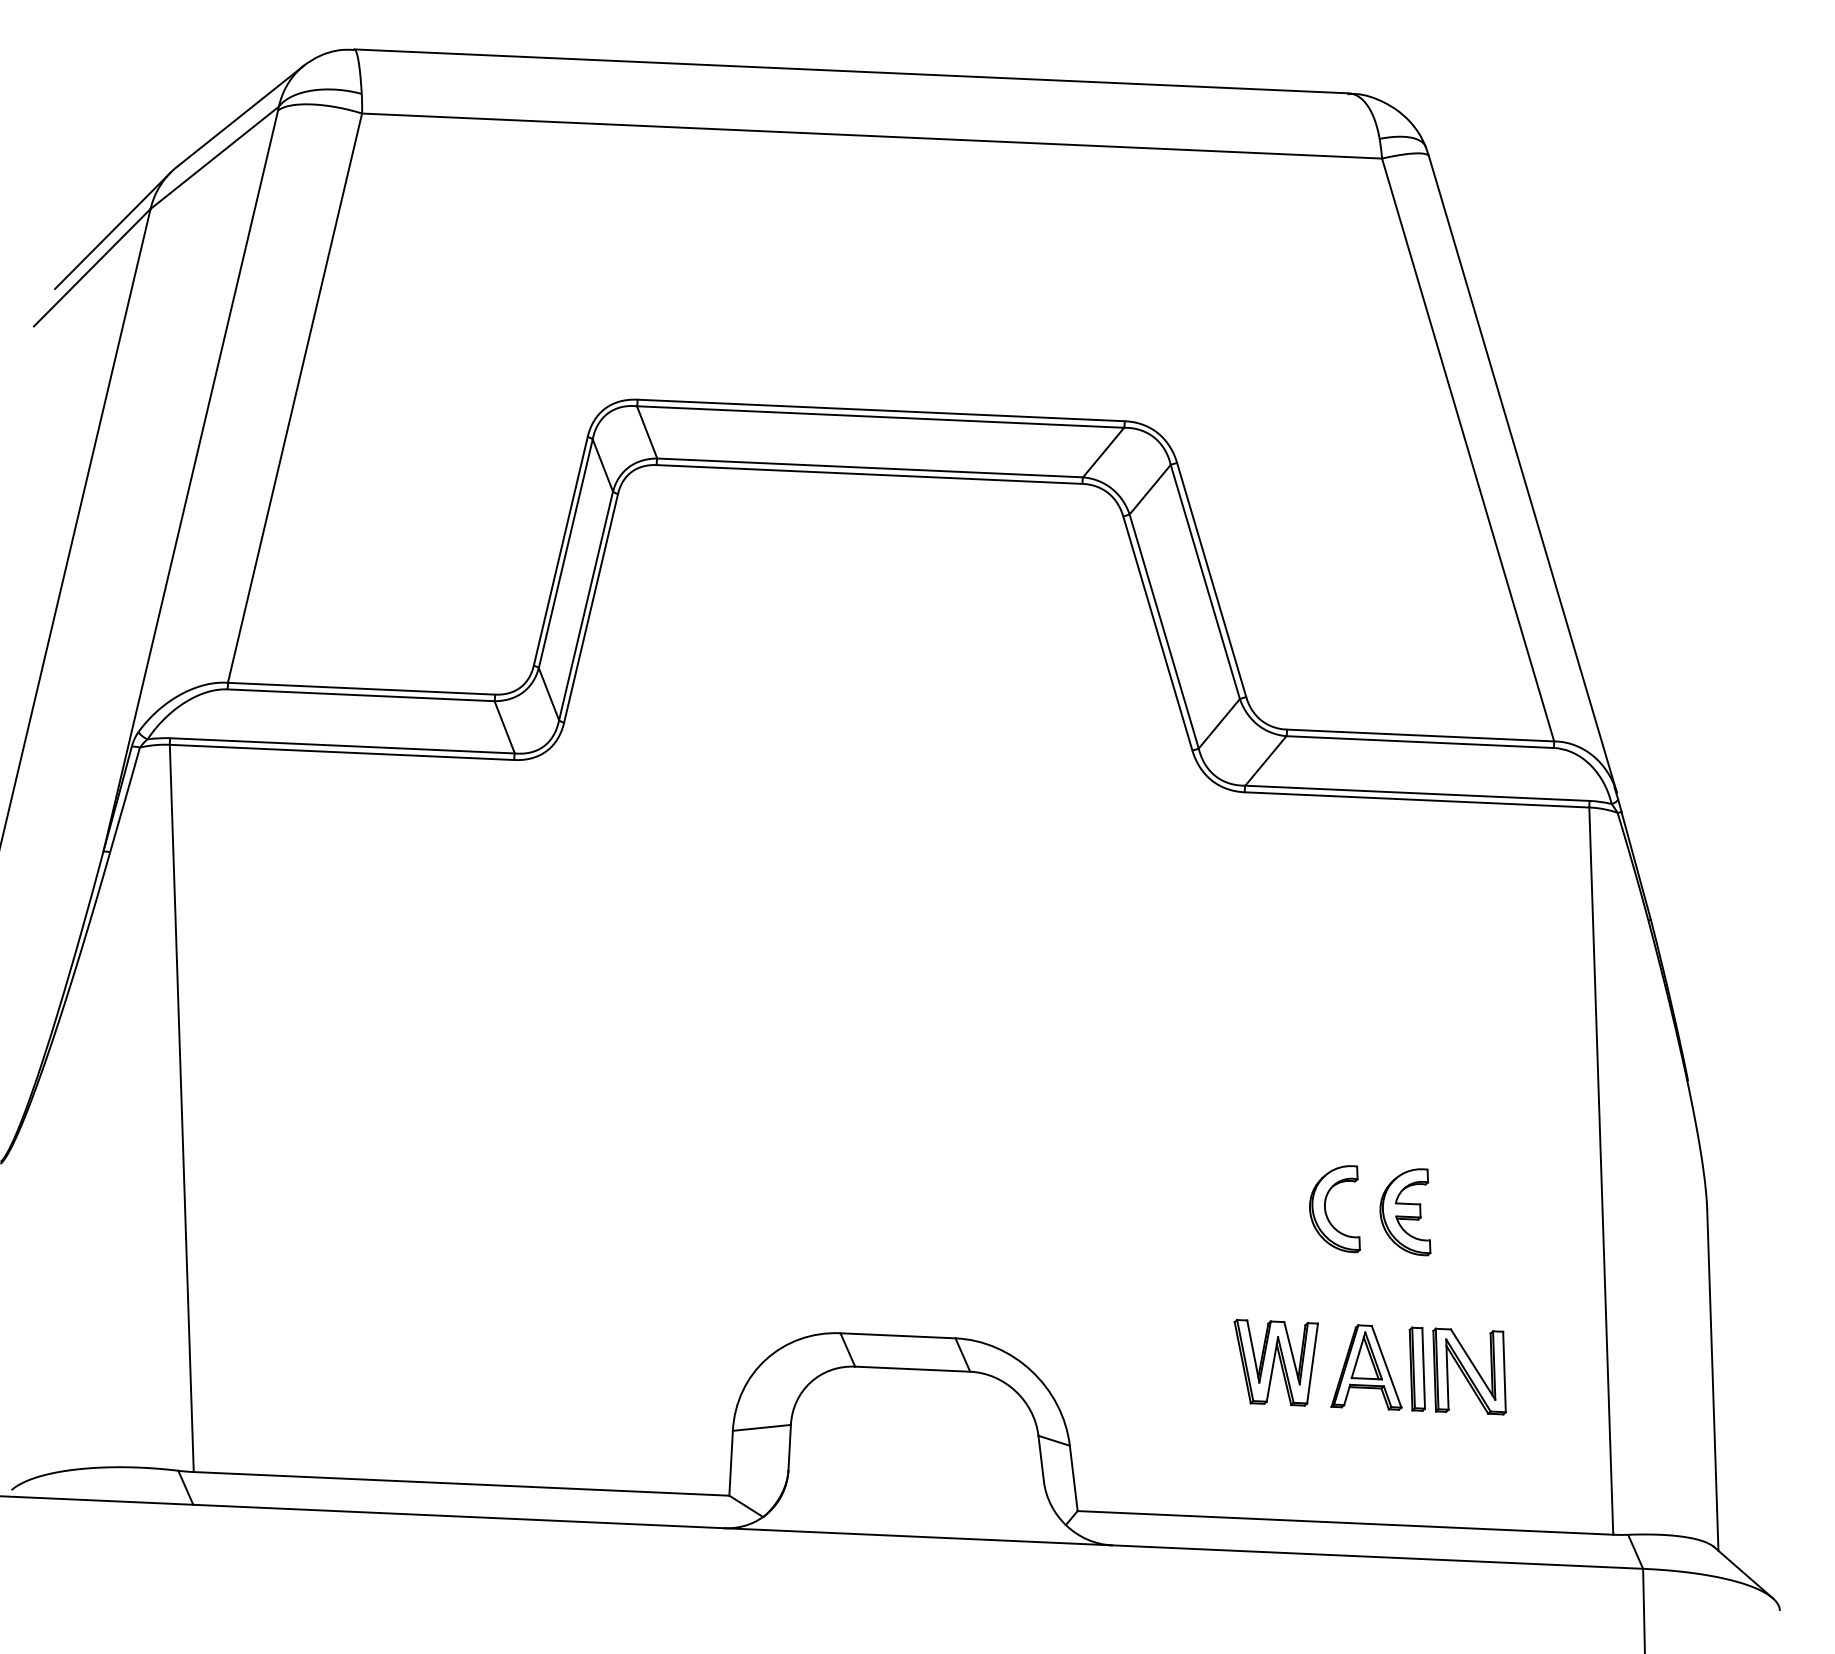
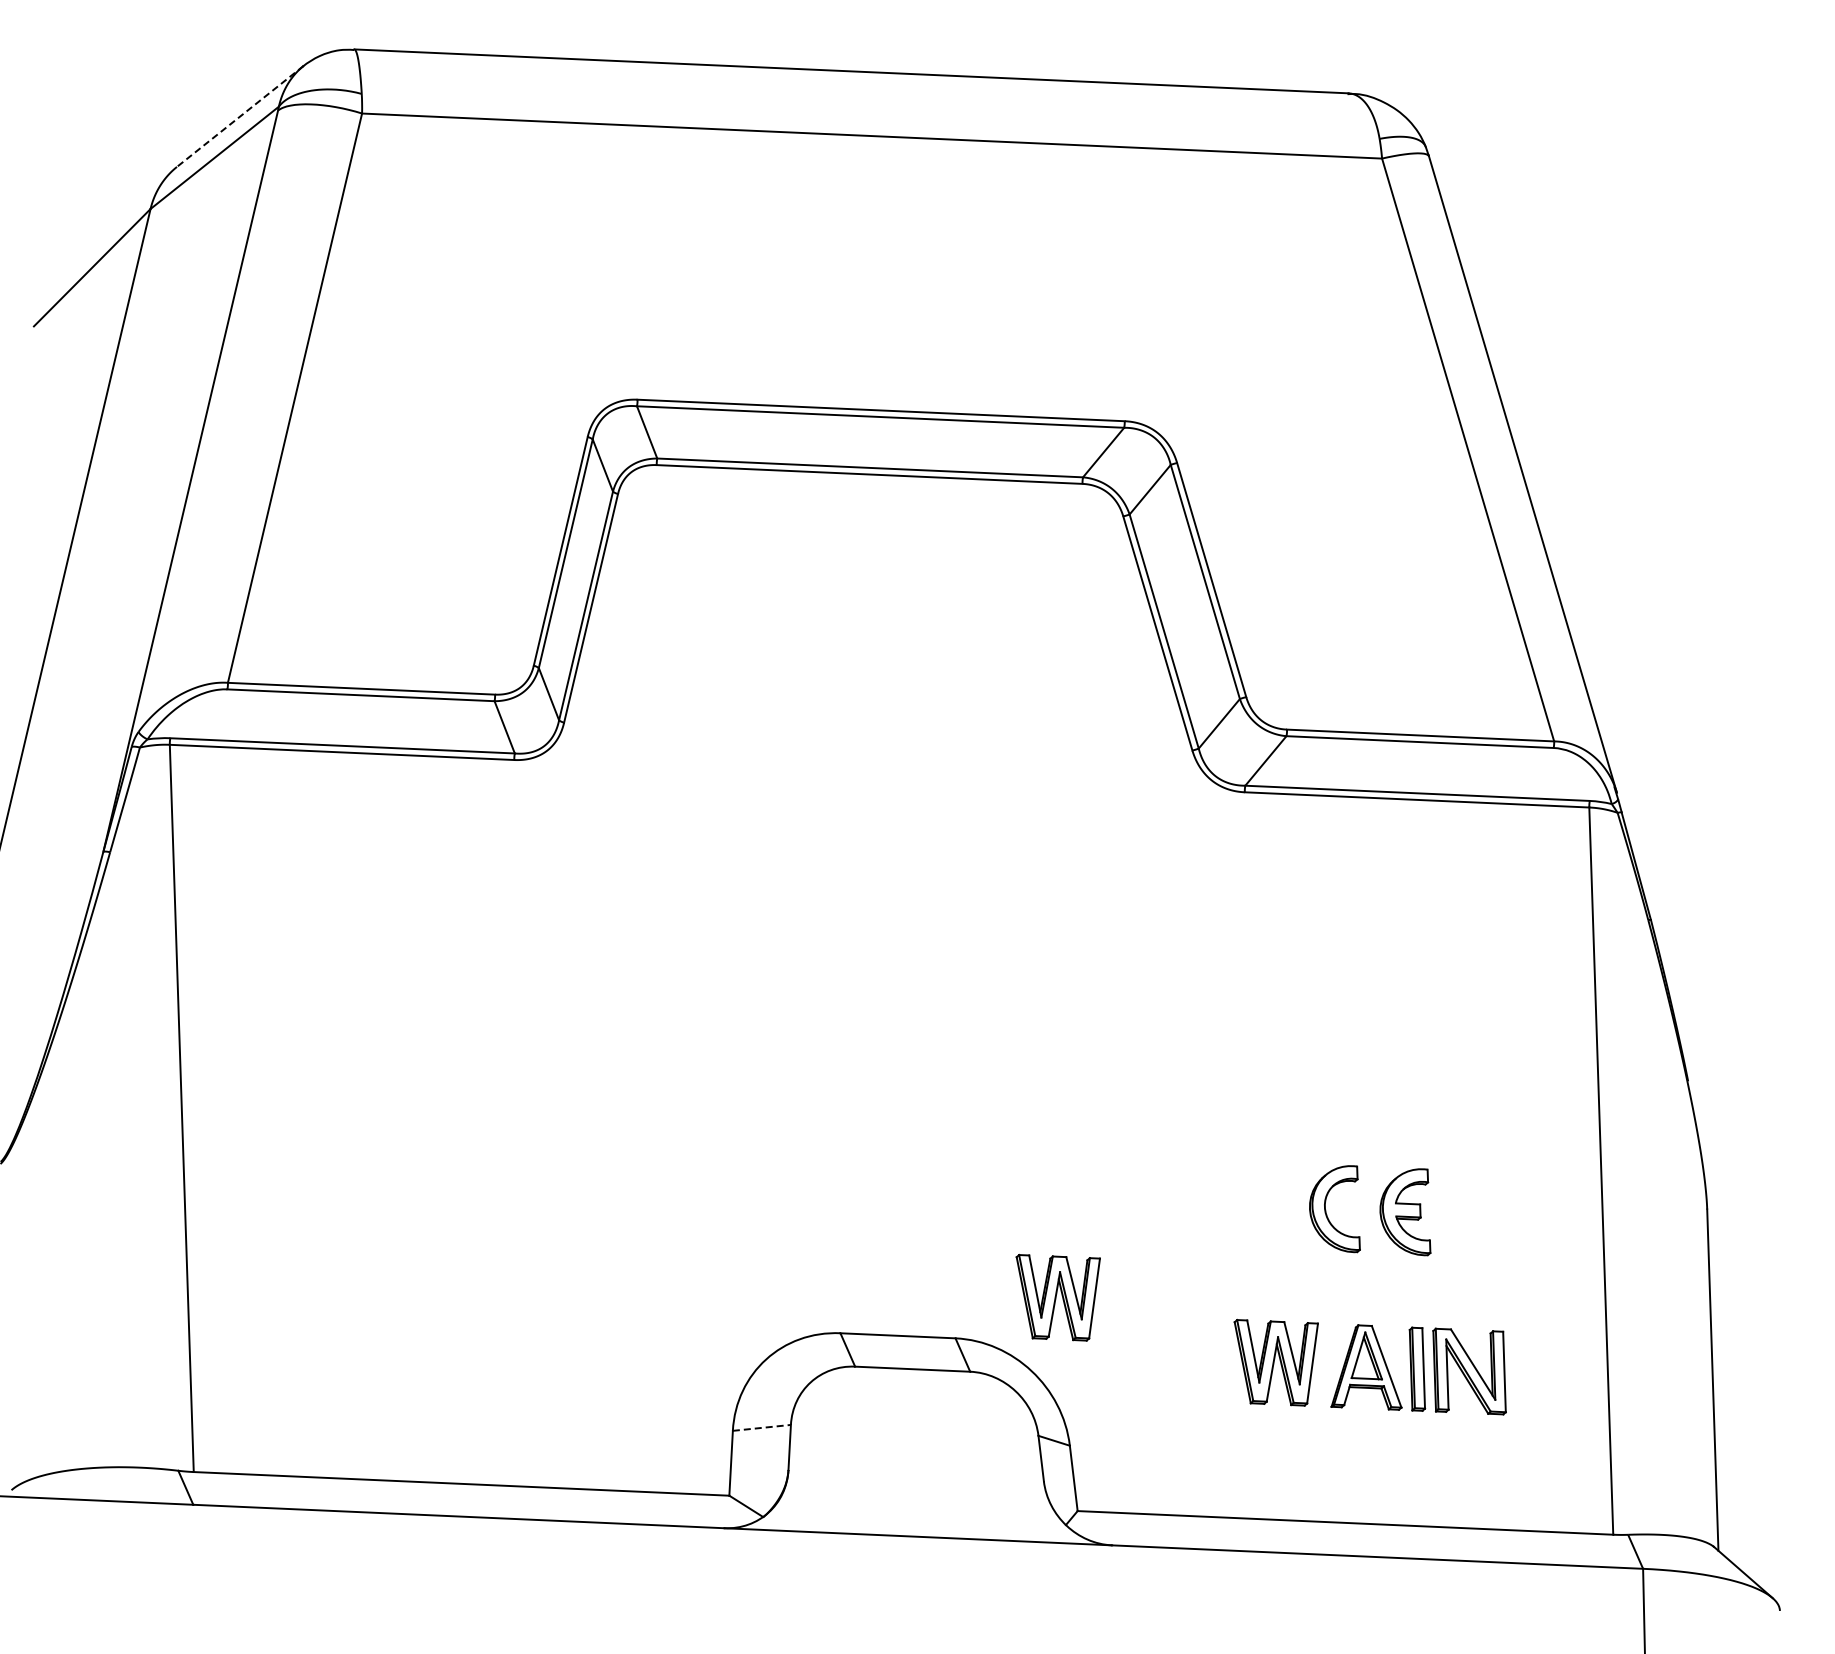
line: solid -> dashed (239, 116)
line: present -> none (112, 230)
part: none -> present (1057, 1297)
line: solid -> dashed (762, 1427)
